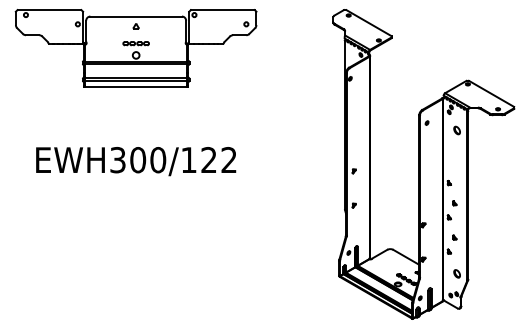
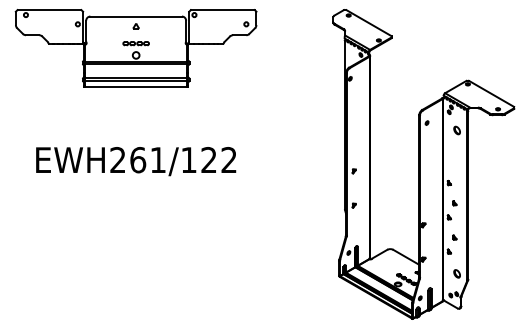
text: EWH300/122 -> EWH261/122 (138, 160)
